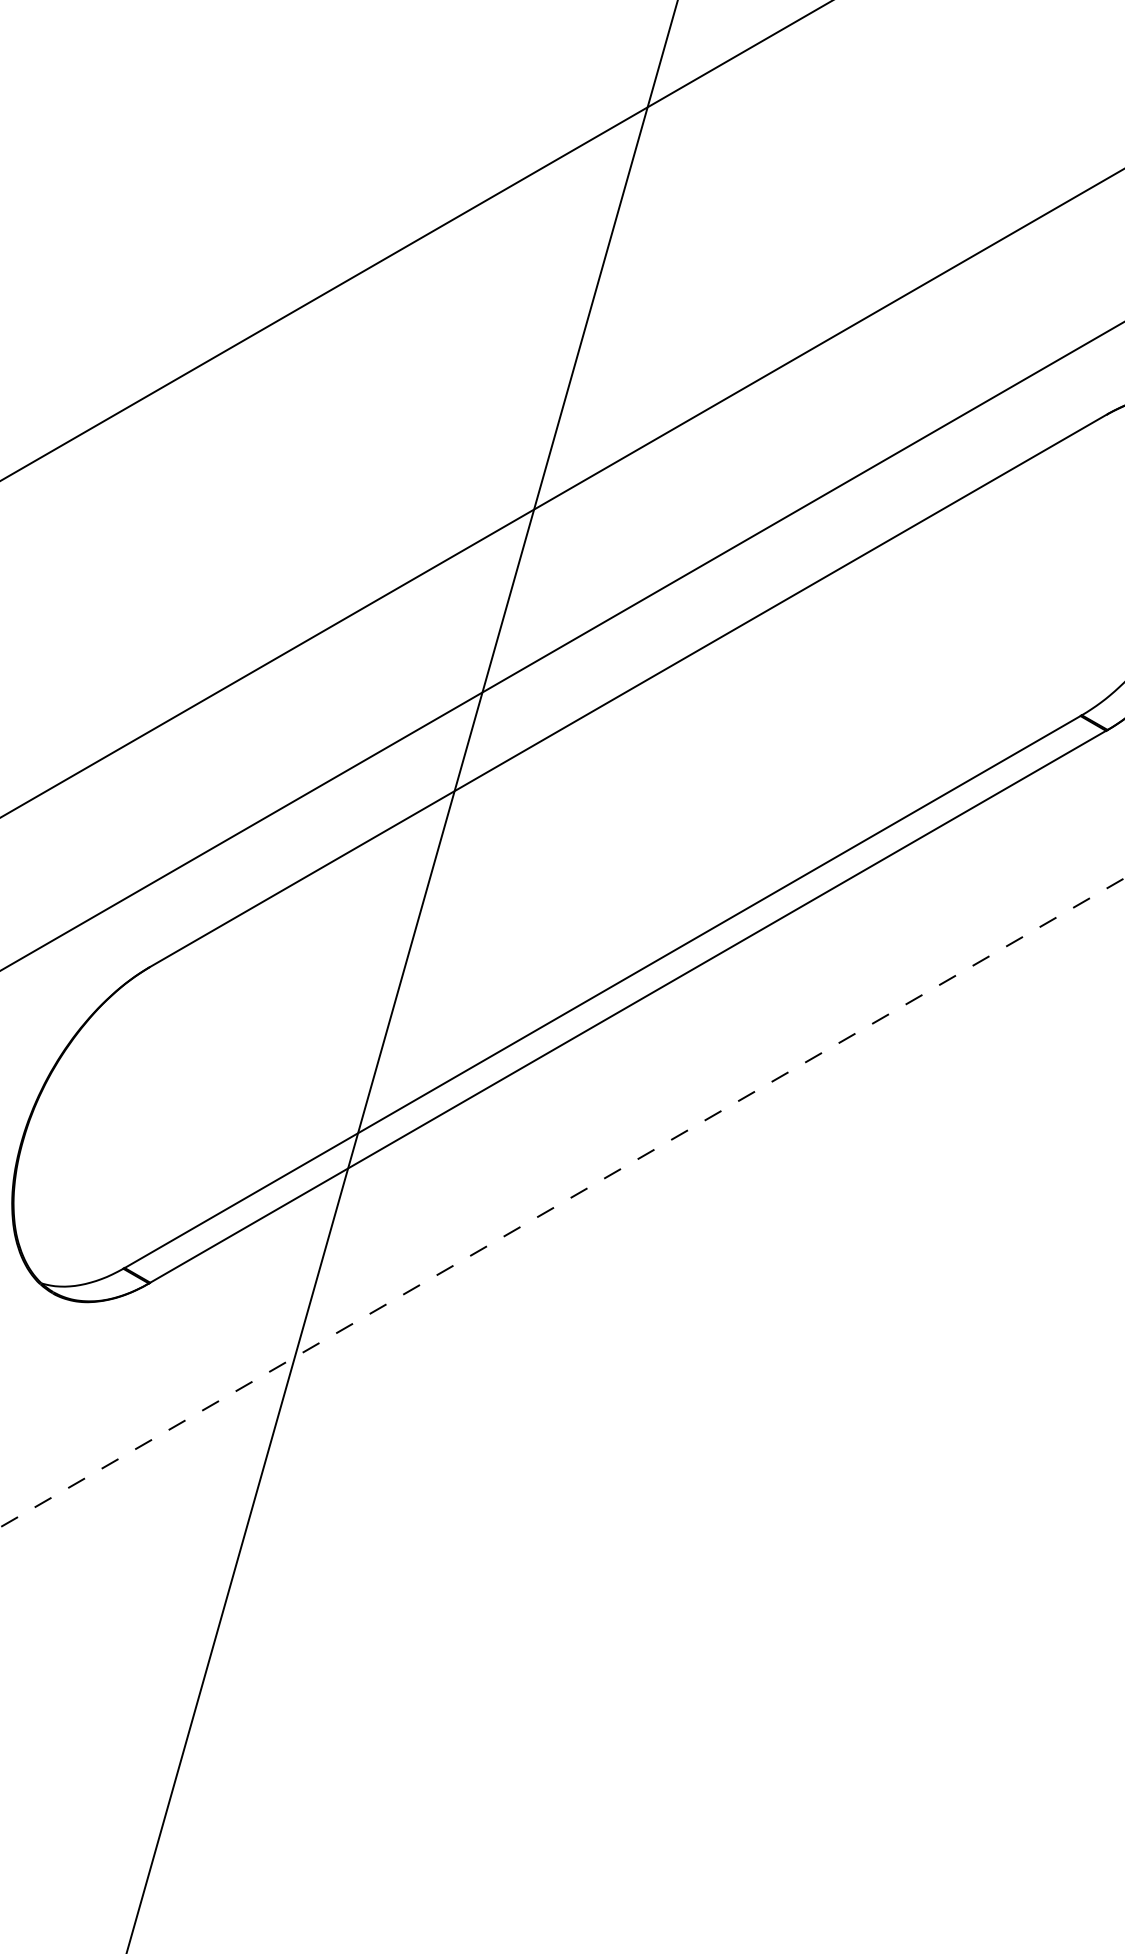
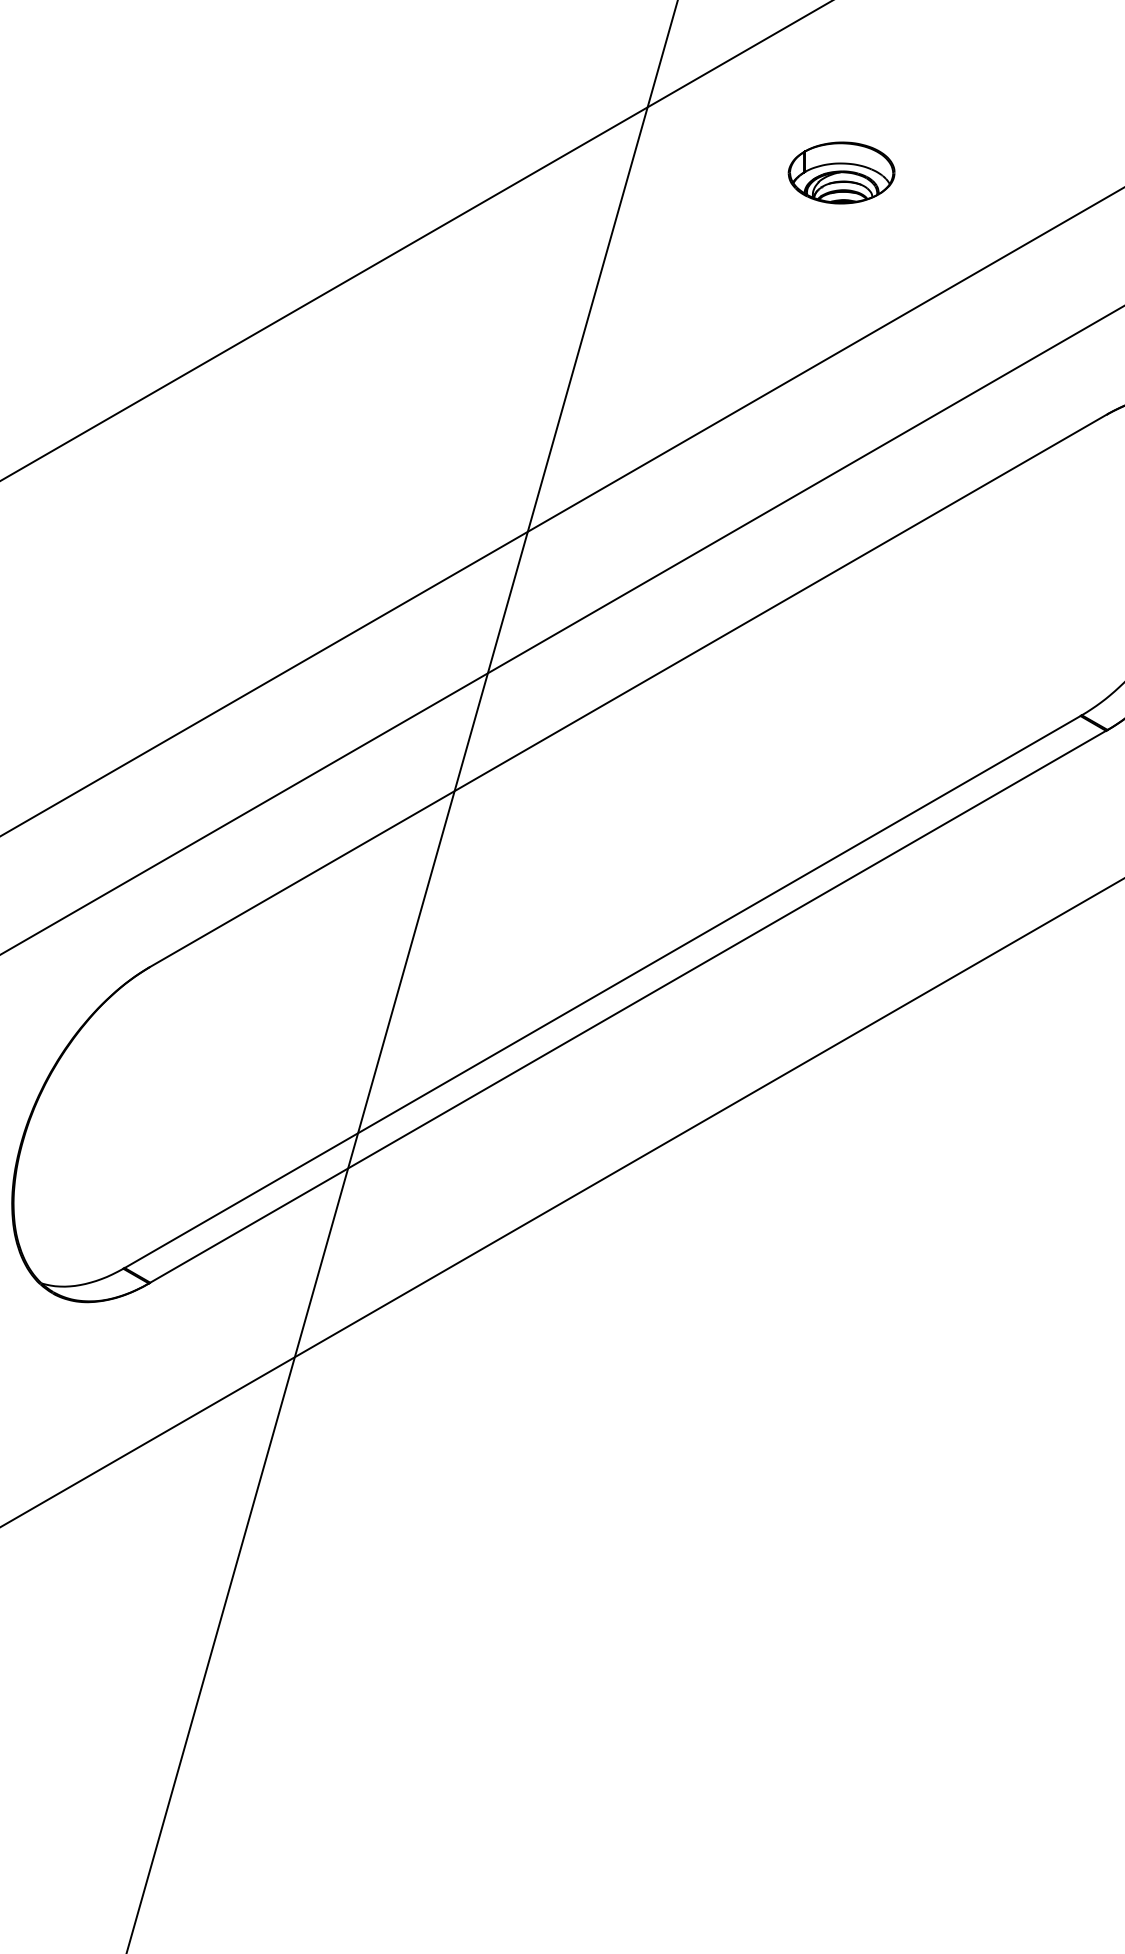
part: none -> present (841, 172)
line position: (561, 493) -> (561, 511) (561, 511)
line position: (561, 646) -> (561, 630) (561, 630)
line: dashed -> solid (562, 1202)
